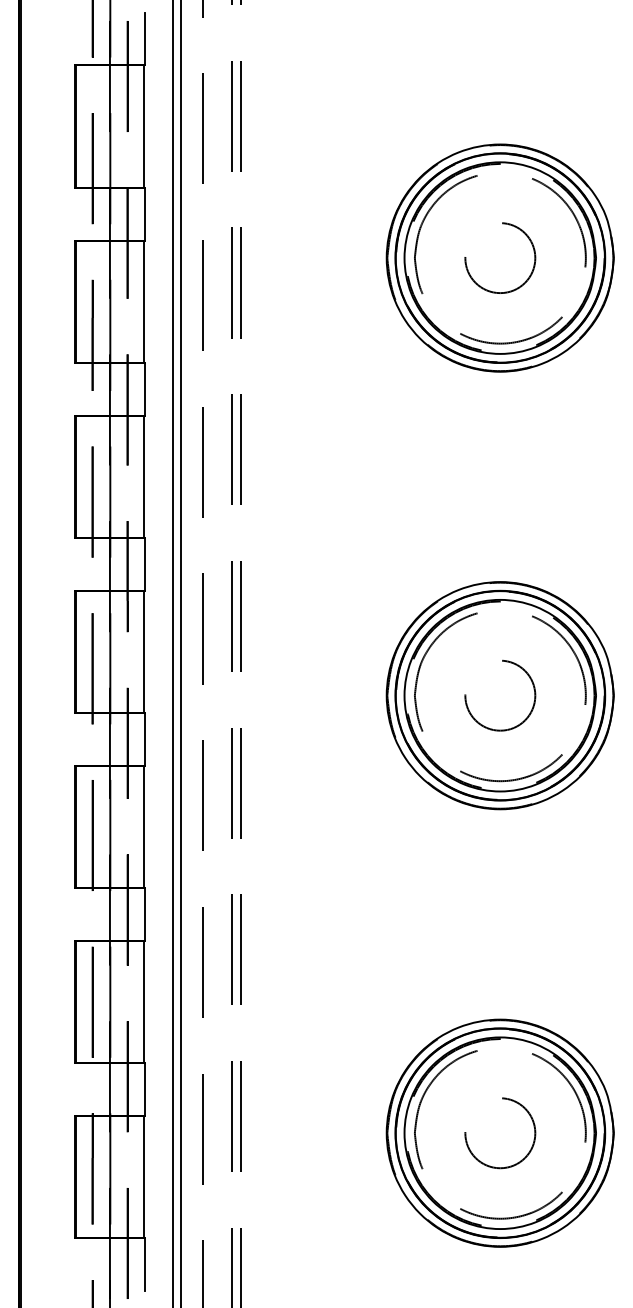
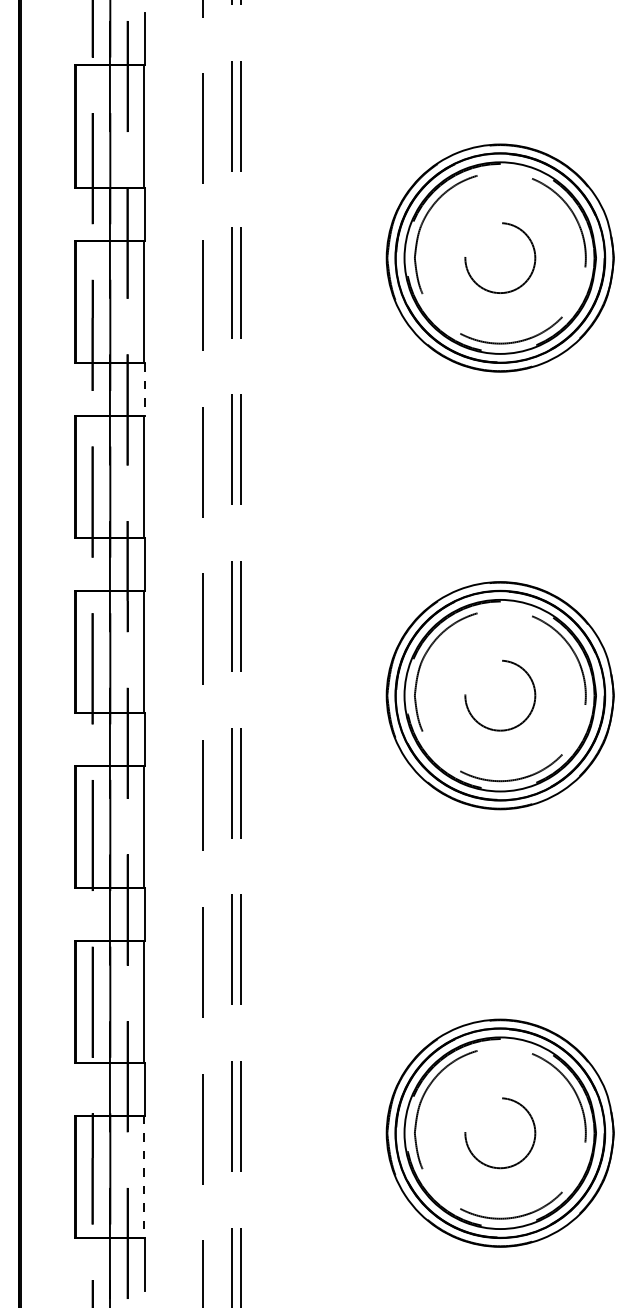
line: solid -> dashed (145, 389)
line: present -> none (172, 653)
line: present -> none (181, 653)
line: solid -> dashed (143, 1177)
